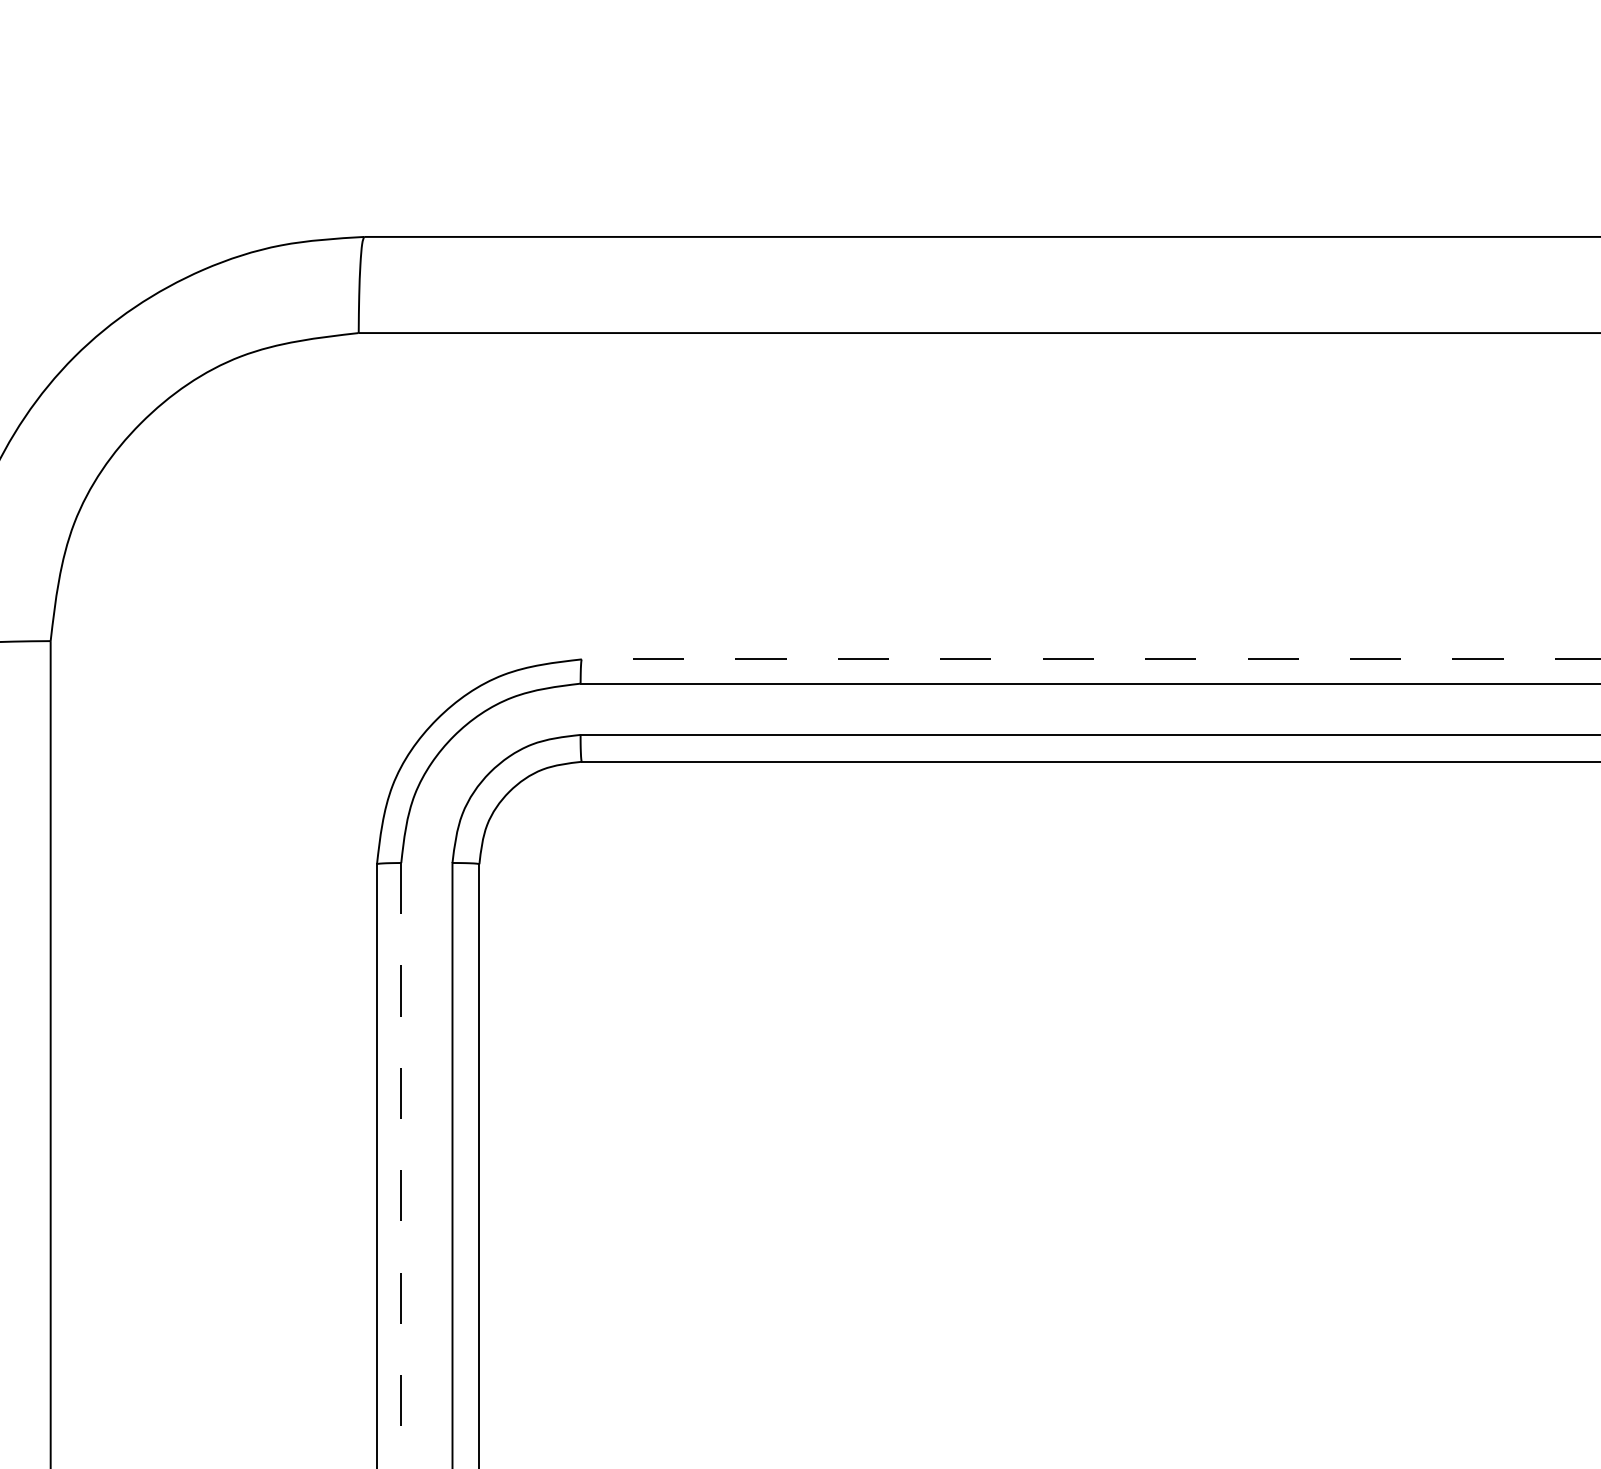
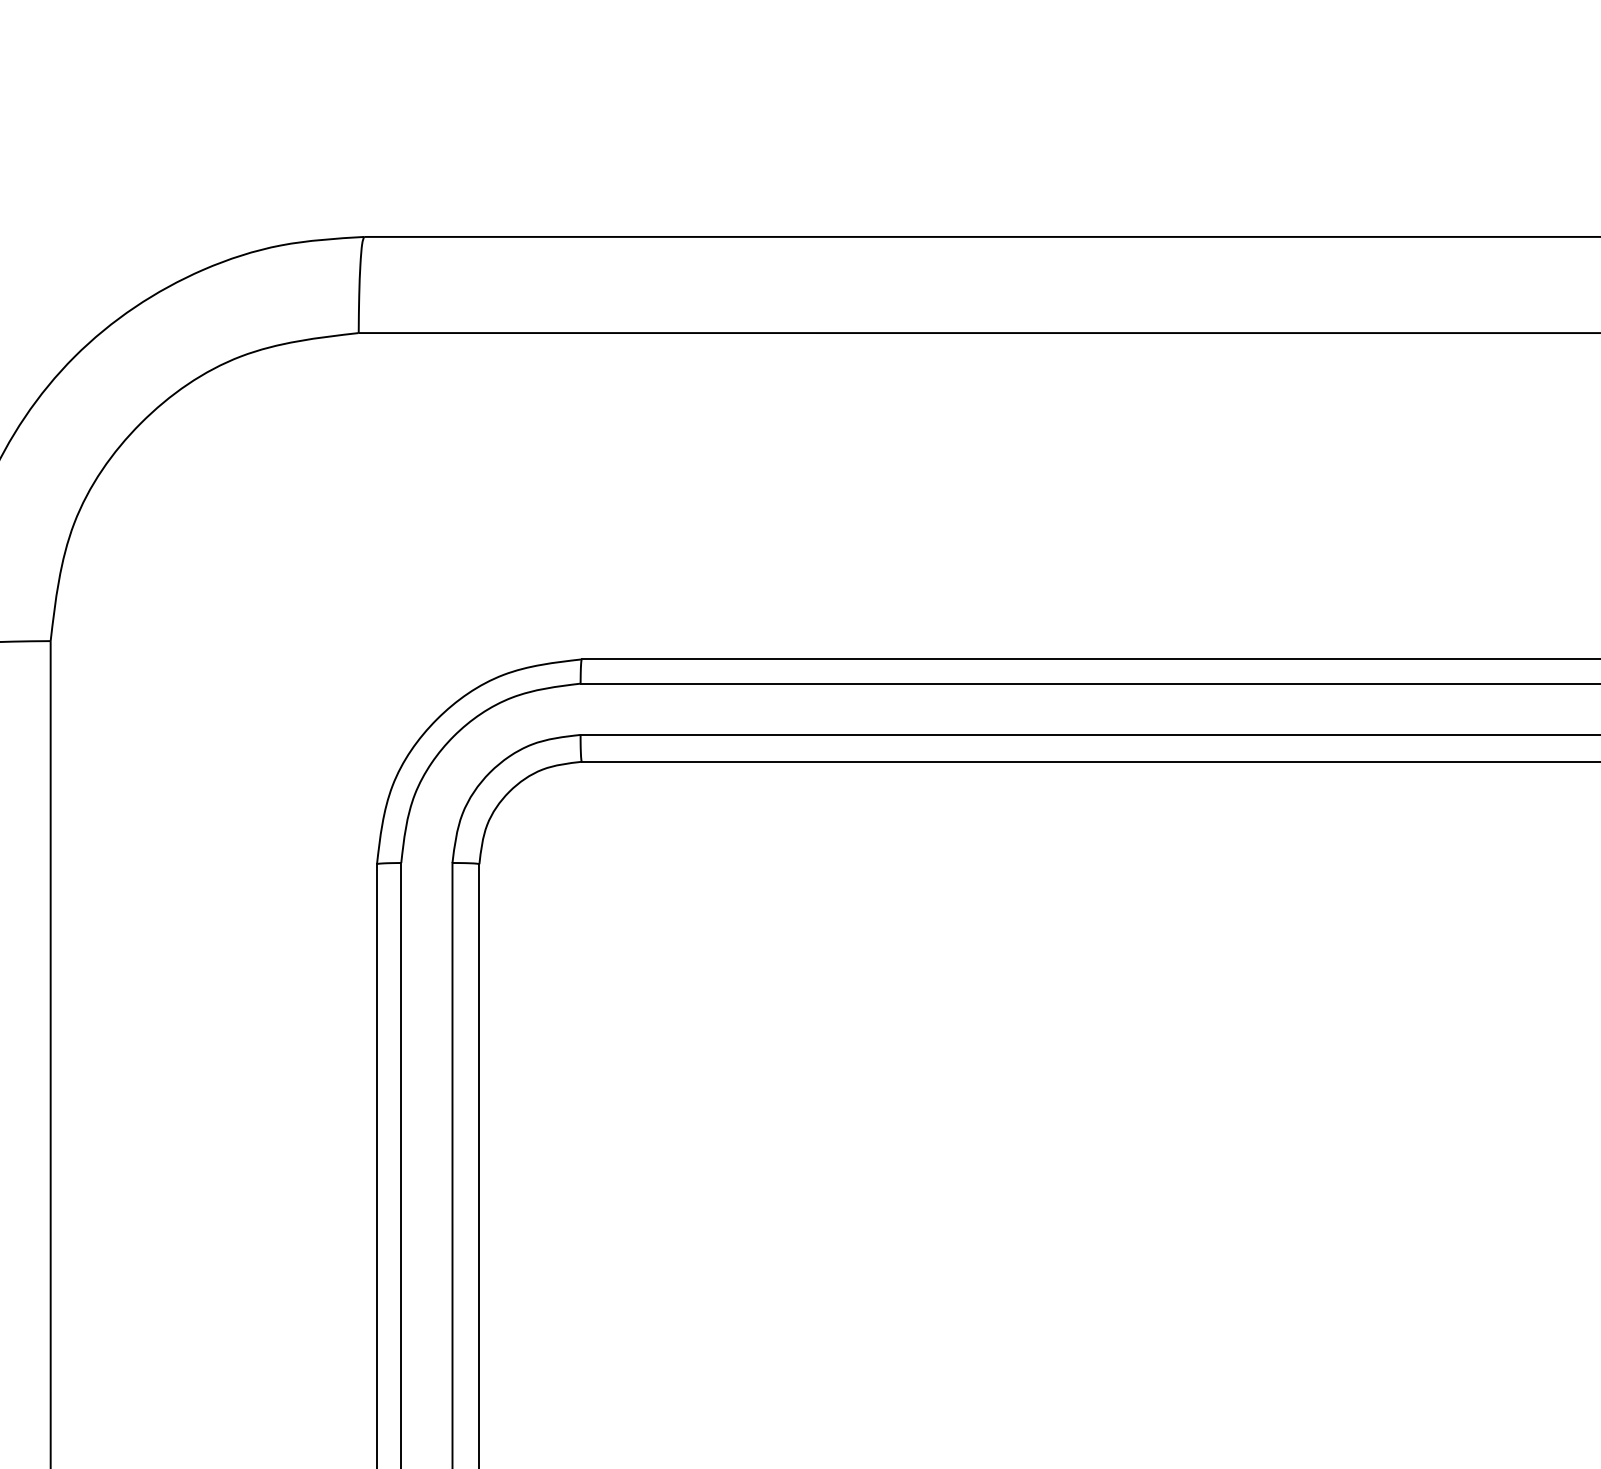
line: dashed -> solid (1090, 659)
line: dashed -> solid (401, 1165)
